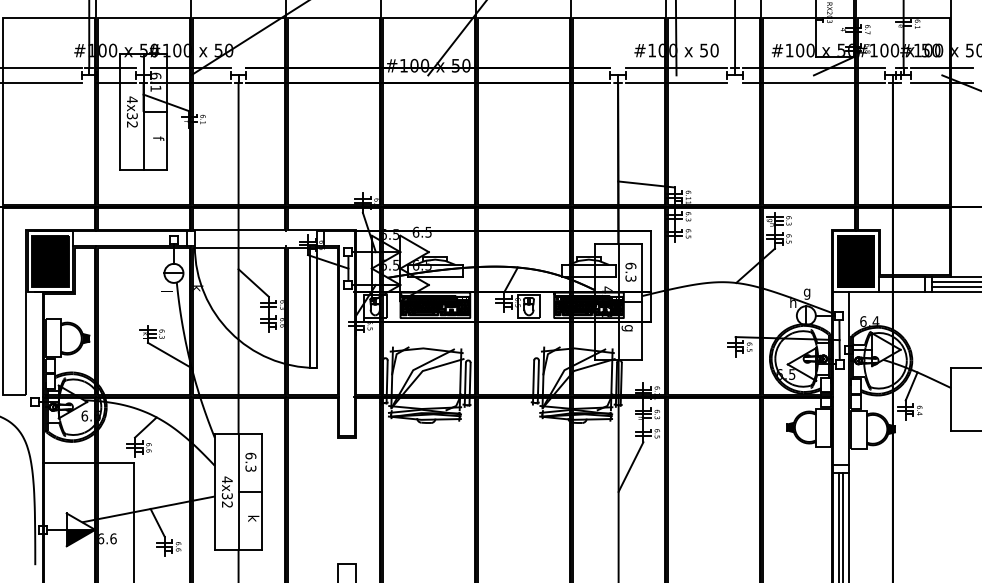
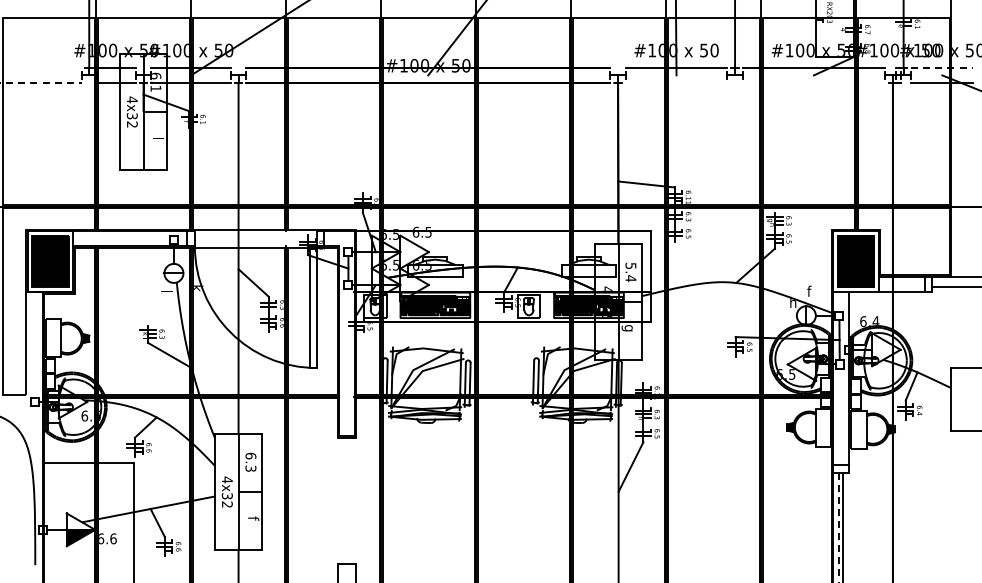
line: present -> none (41, 67)
line: solid -> dashed (942, 67)
line: solid -> dashed (41, 82)
line: present -> none (676, 82)
line: present -> none (813, 83)
text: f -> l (158, 138)
text: 6.3 -> 5.4 (630, 272)
line: present -> none (955, 282)
text: g -> f (807, 292)
line: present -> none (955, 292)
text: k -> f (253, 518)
line: present -> none (848, 525)
line: solid -> dashed (838, 527)
